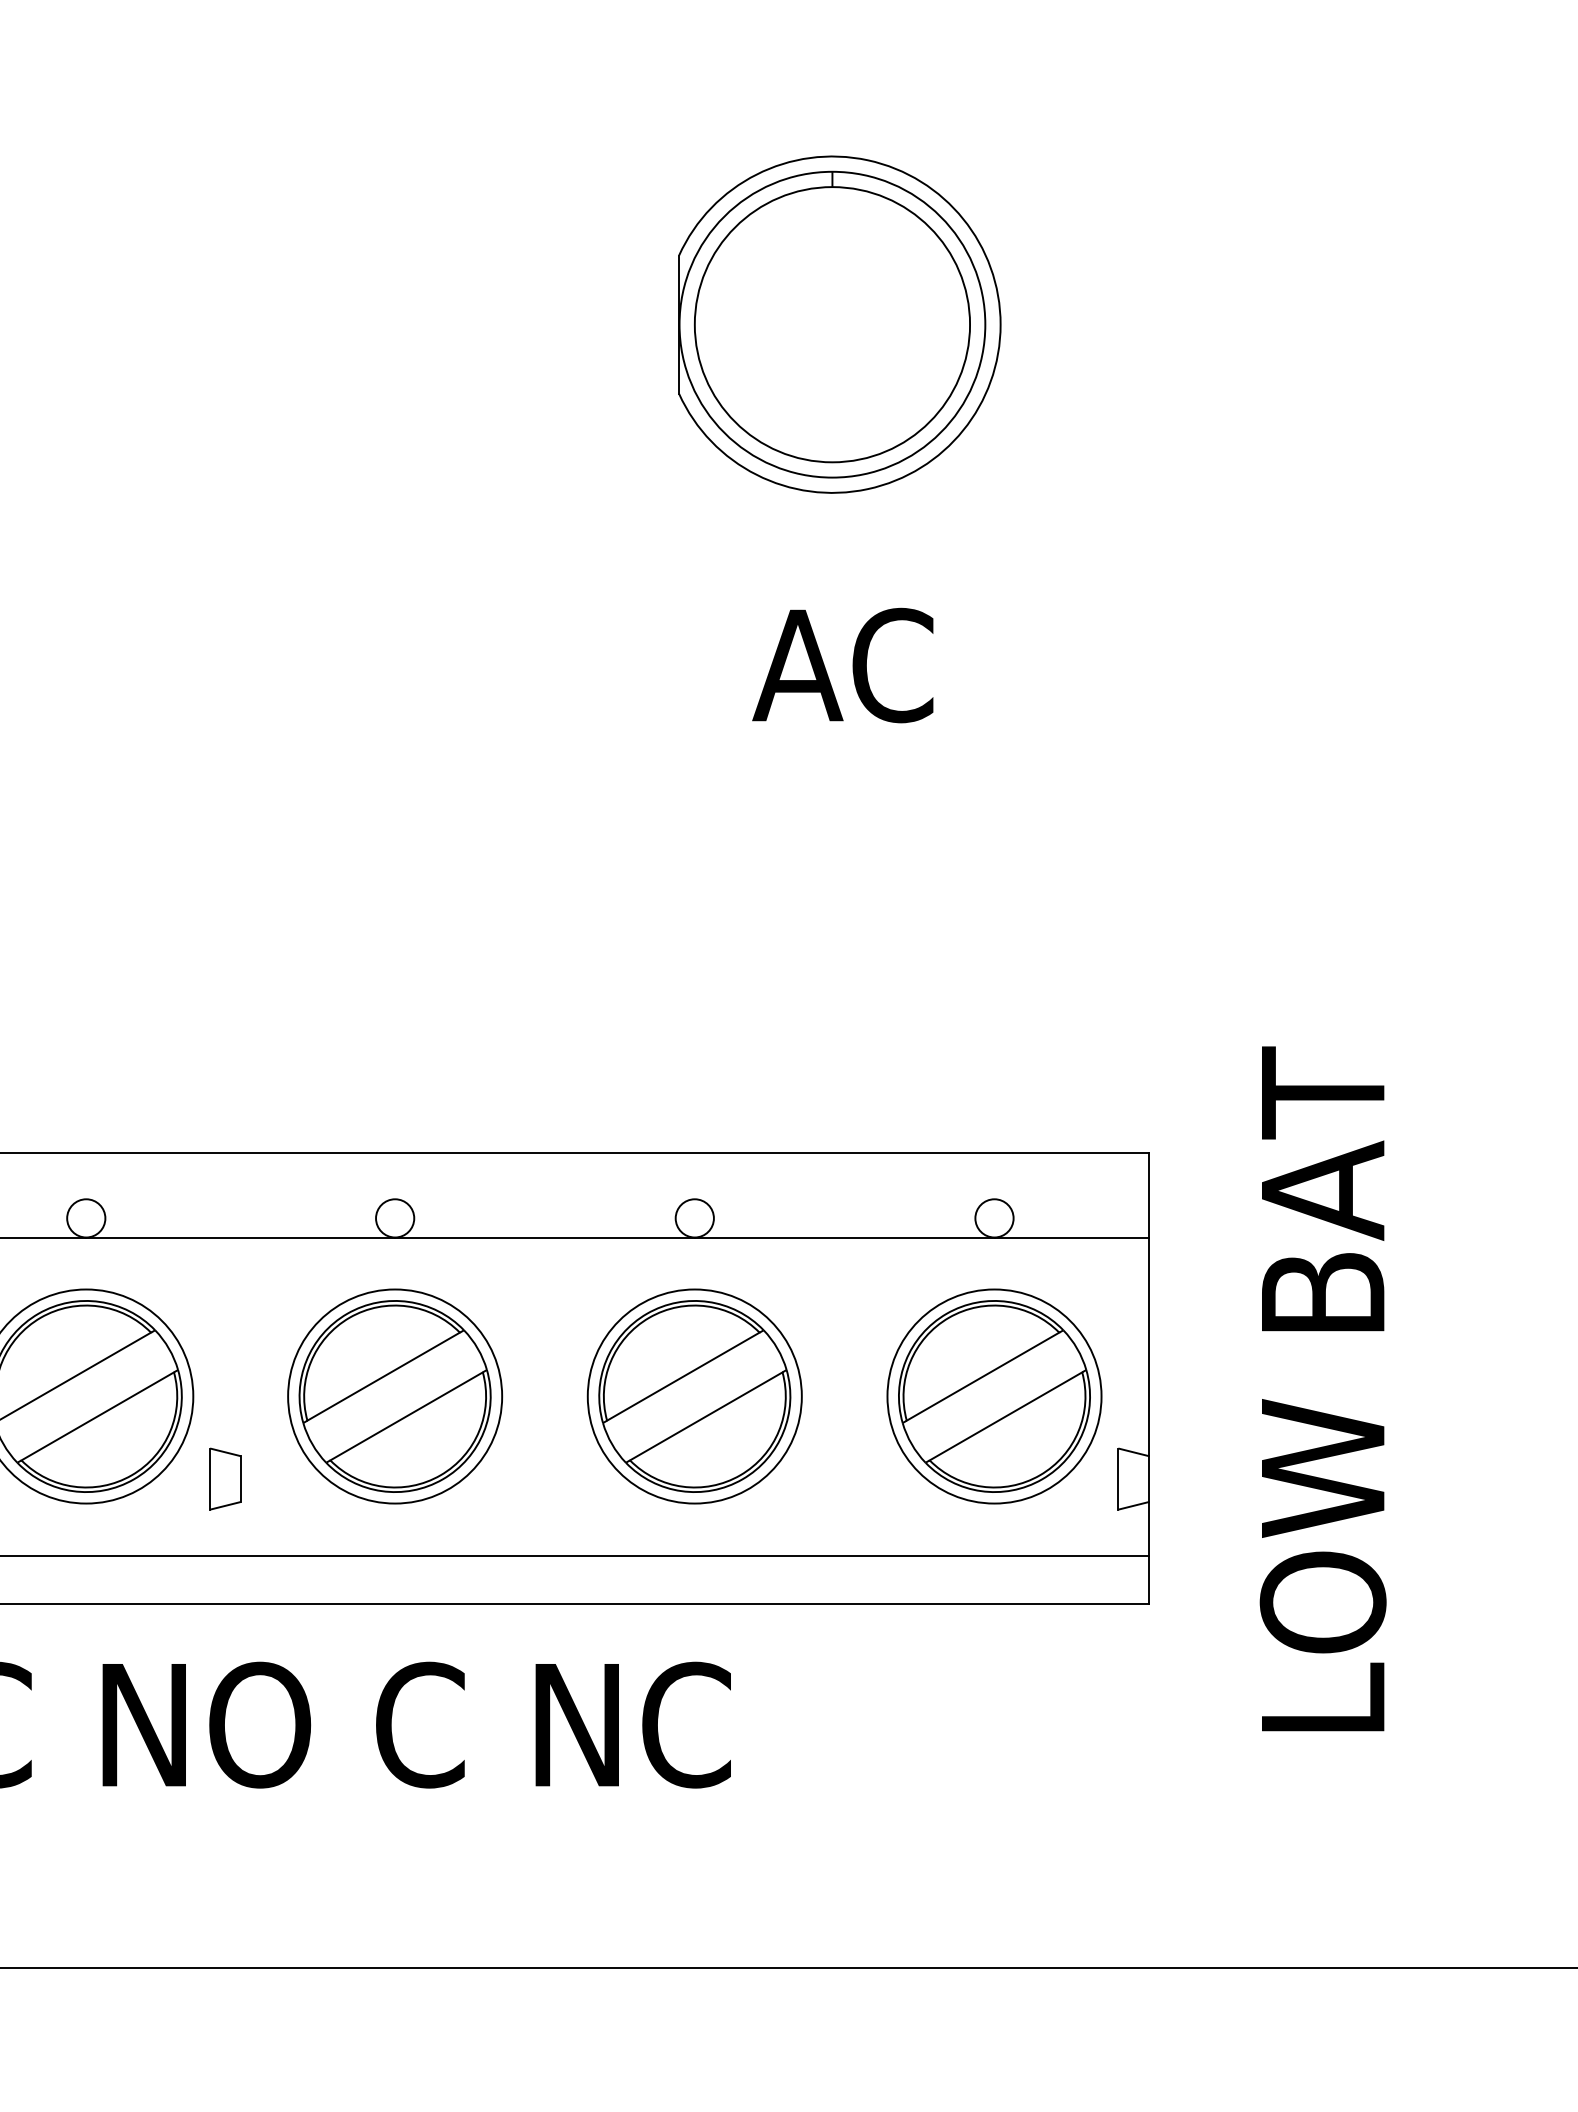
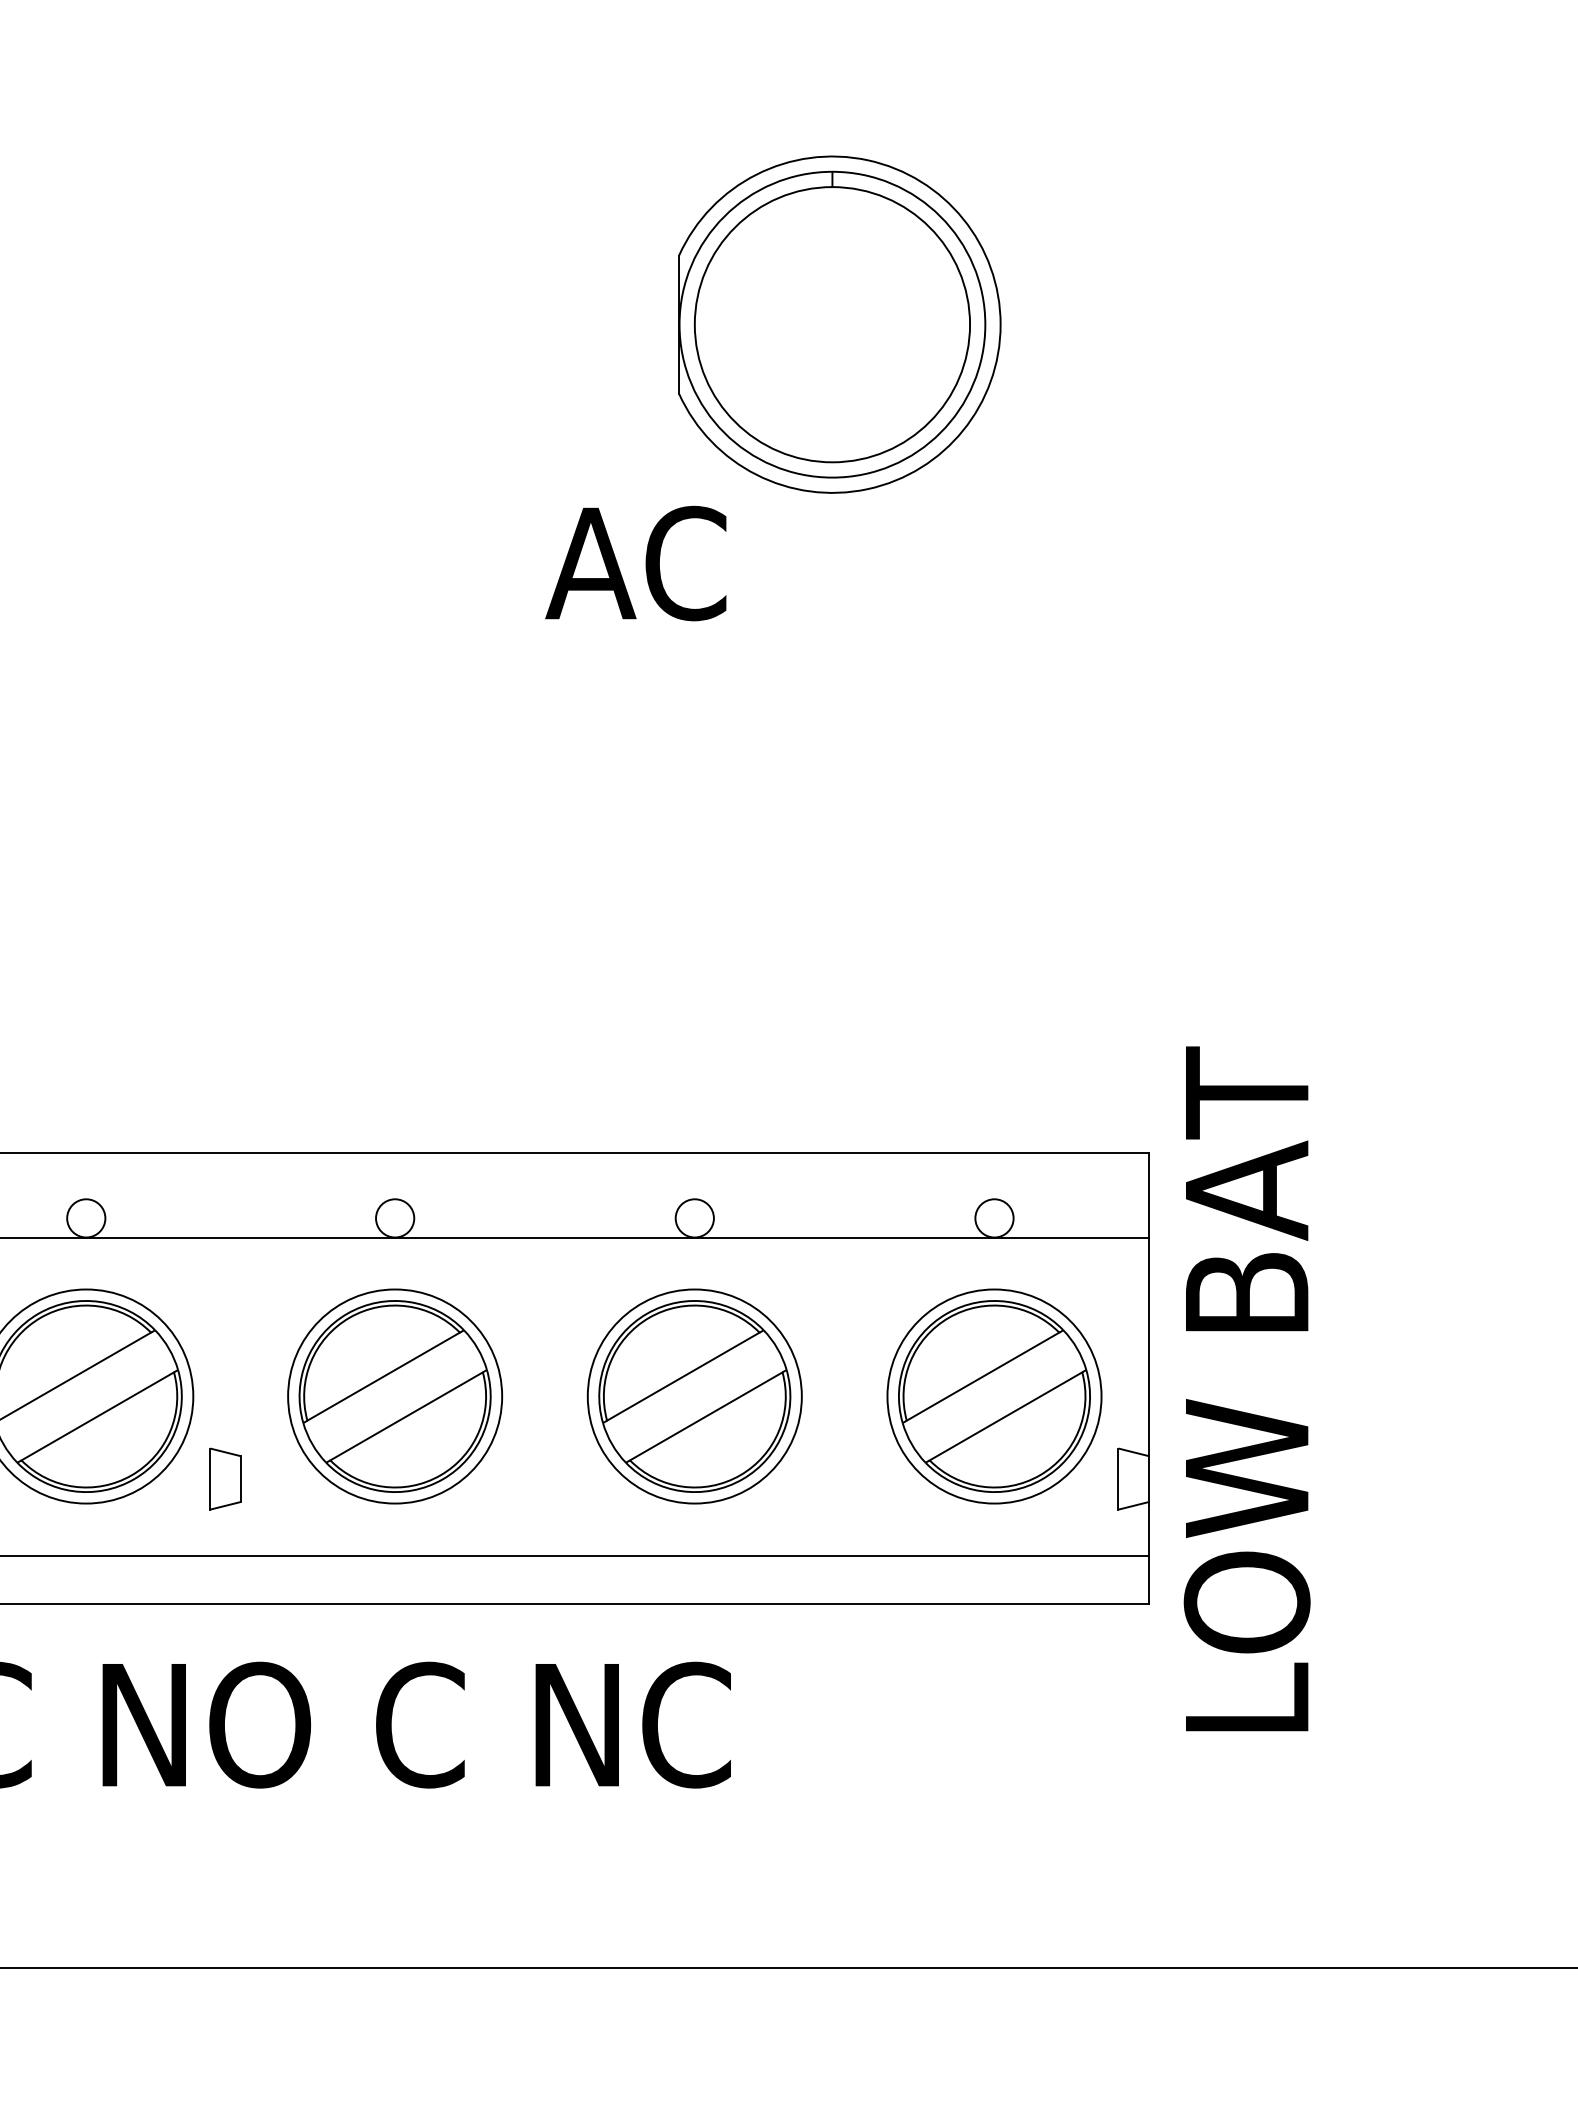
text position: (842, 665) -> (635, 563) (635, 563)
text position: (1322, 1388) -> (1246, 1388) (1246, 1388)
